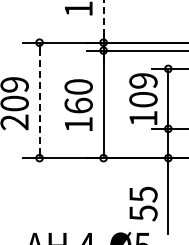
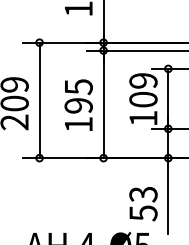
line: dashed -> solid (103, 18)
text: 160 -> 195 (78, 96)
line: dashed -> solid (39, 100)
text: 55 -> 53 (143, 194)
